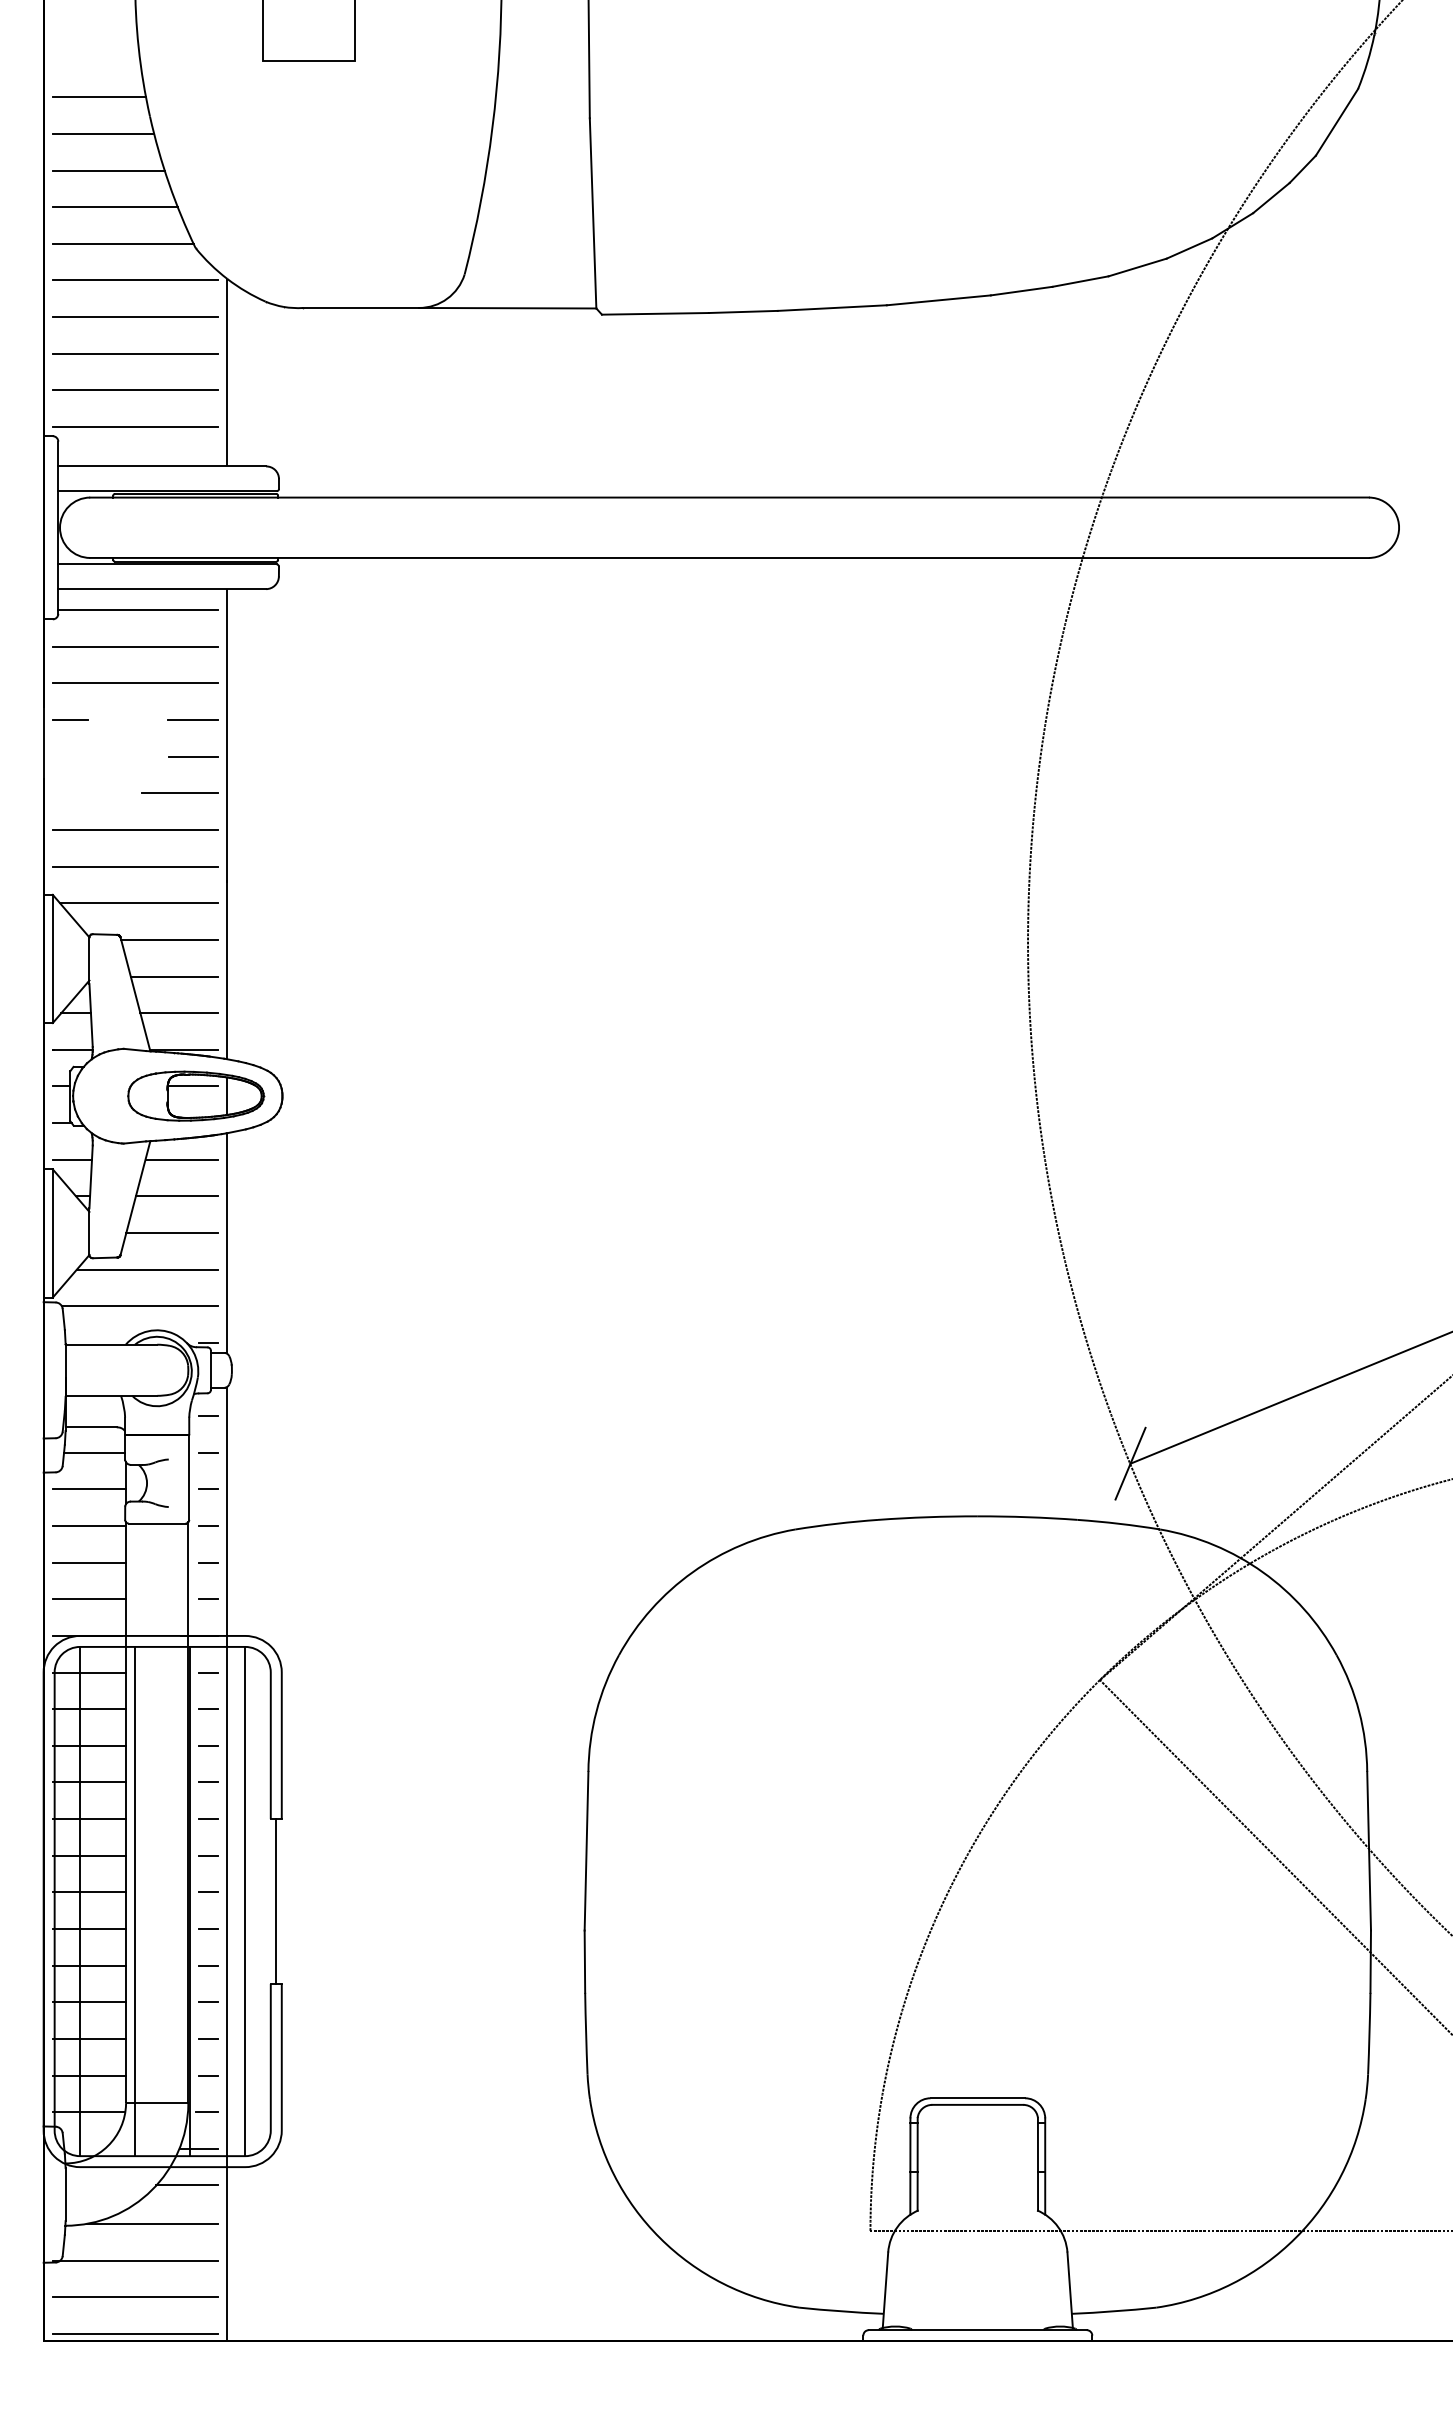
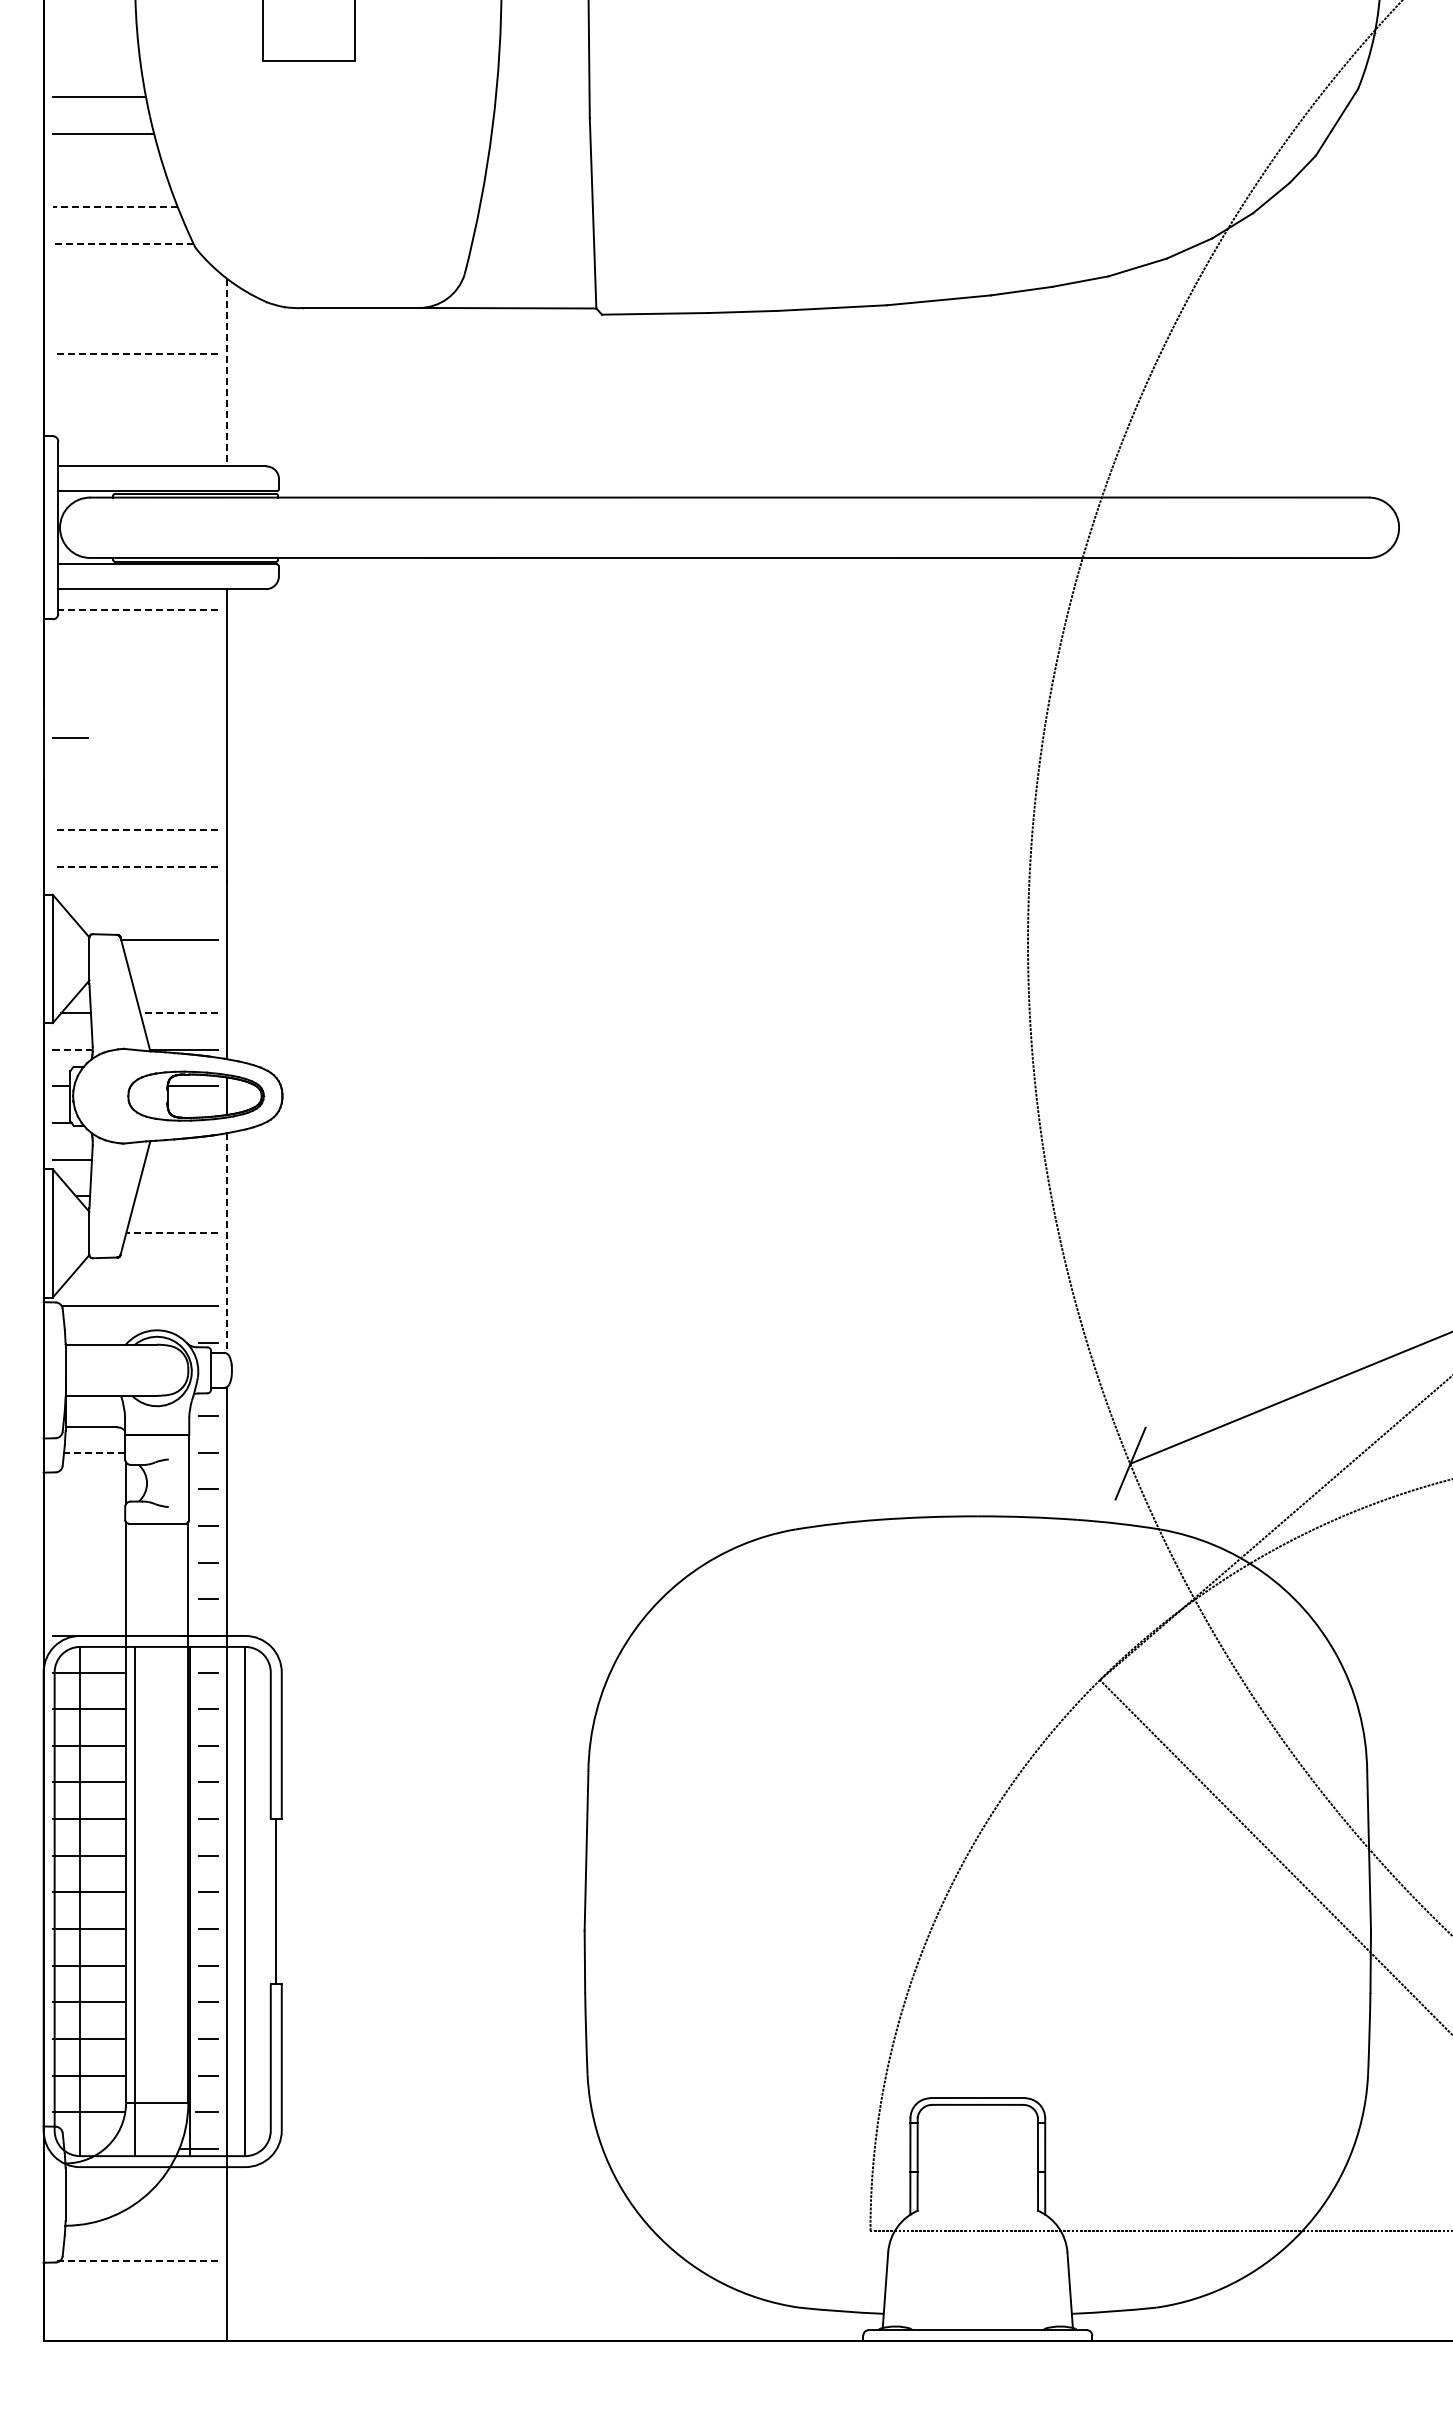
line: present -> none (108, 170)
line: solid -> dashed (114, 207)
line: solid -> dashed (122, 243)
line: present -> none (134, 280)
line: present -> none (134, 317)
line: solid -> dashed (134, 353)
line: solid -> dashed (226, 372)
line: present -> none (134, 390)
line: present -> none (134, 427)
line: solid -> dashed (137, 610)
line: present -> none (135, 646)
line: present -> none (134, 683)
line position: (70, 719) -> (70, 737) (70, 737)
line: present -> none (192, 719)
line: present -> none (193, 756)
line: present -> none (179, 793)
line: solid -> dashed (134, 830)
line: solid -> dashed (134, 866)
line: present -> none (138, 903)
line: present -> none (173, 976)
line: solid -> dashed (179, 1013)
line: solid -> dashed (72, 1049)
line: present -> none (181, 1159)
line: present -> none (176, 1196)
line: solid -> dashed (172, 1232)
line: solid -> dashed (226, 1243)
line: present -> none (146, 1269)
line: solid -> dashed (94, 1452)
line: present -> none (89, 1489)
line: present -> none (89, 1526)
line: present -> none (89, 1562)
line: present -> none (89, 1599)
line: present -> none (186, 2185)
line: present -> none (151, 2223)
line: solid -> dashed (134, 2260)
line: present -> none (134, 2297)
line: present -> none (134, 2333)
